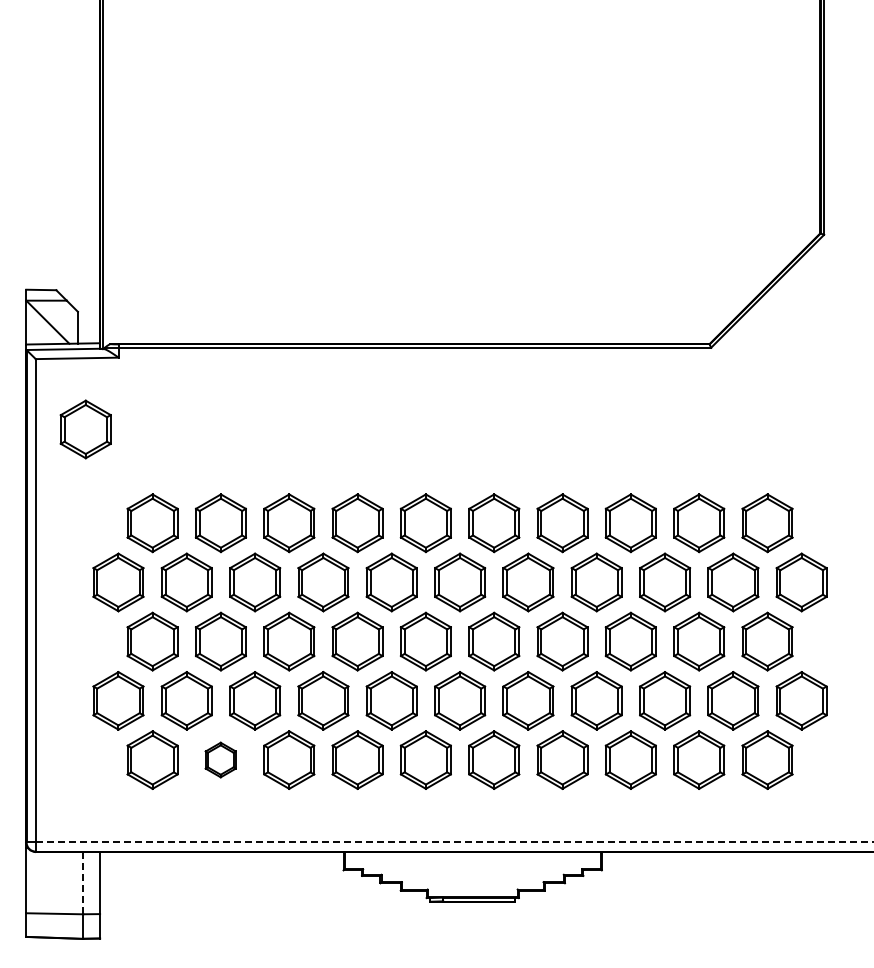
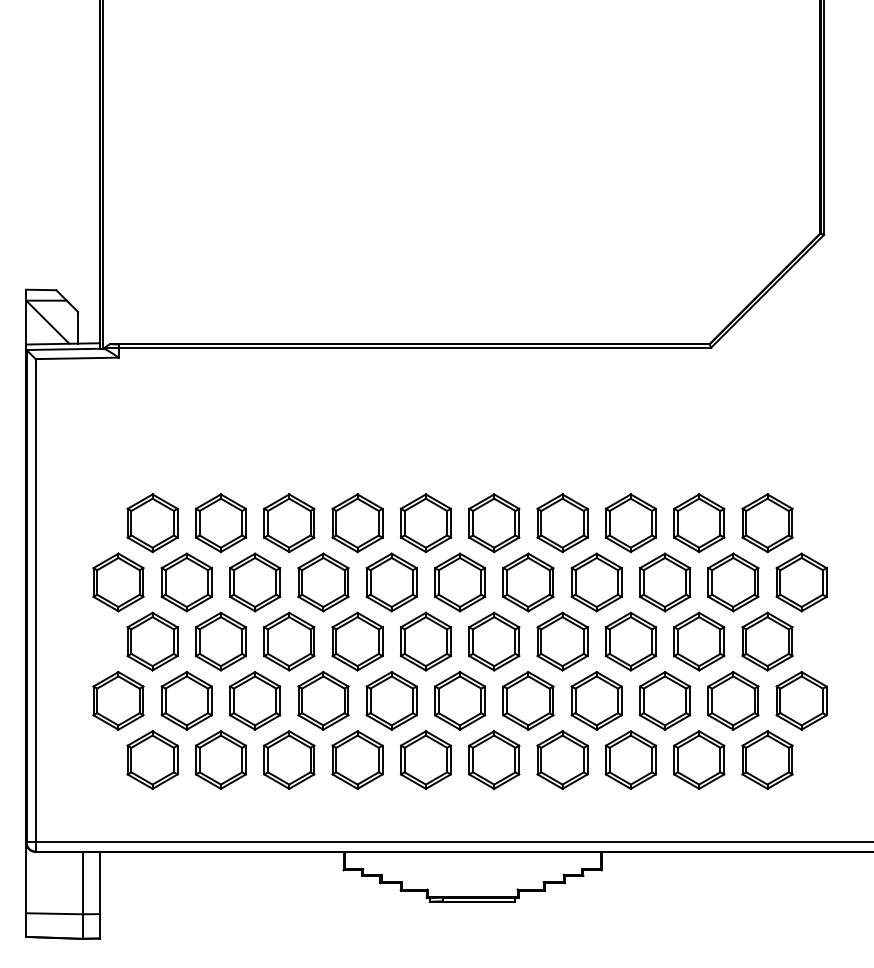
part: present -> none (85, 429)
part size: 33x38 px -> 53x60 px (220, 759)
line: dashed -> solid (454, 842)
line: dashed -> solid (83, 882)
